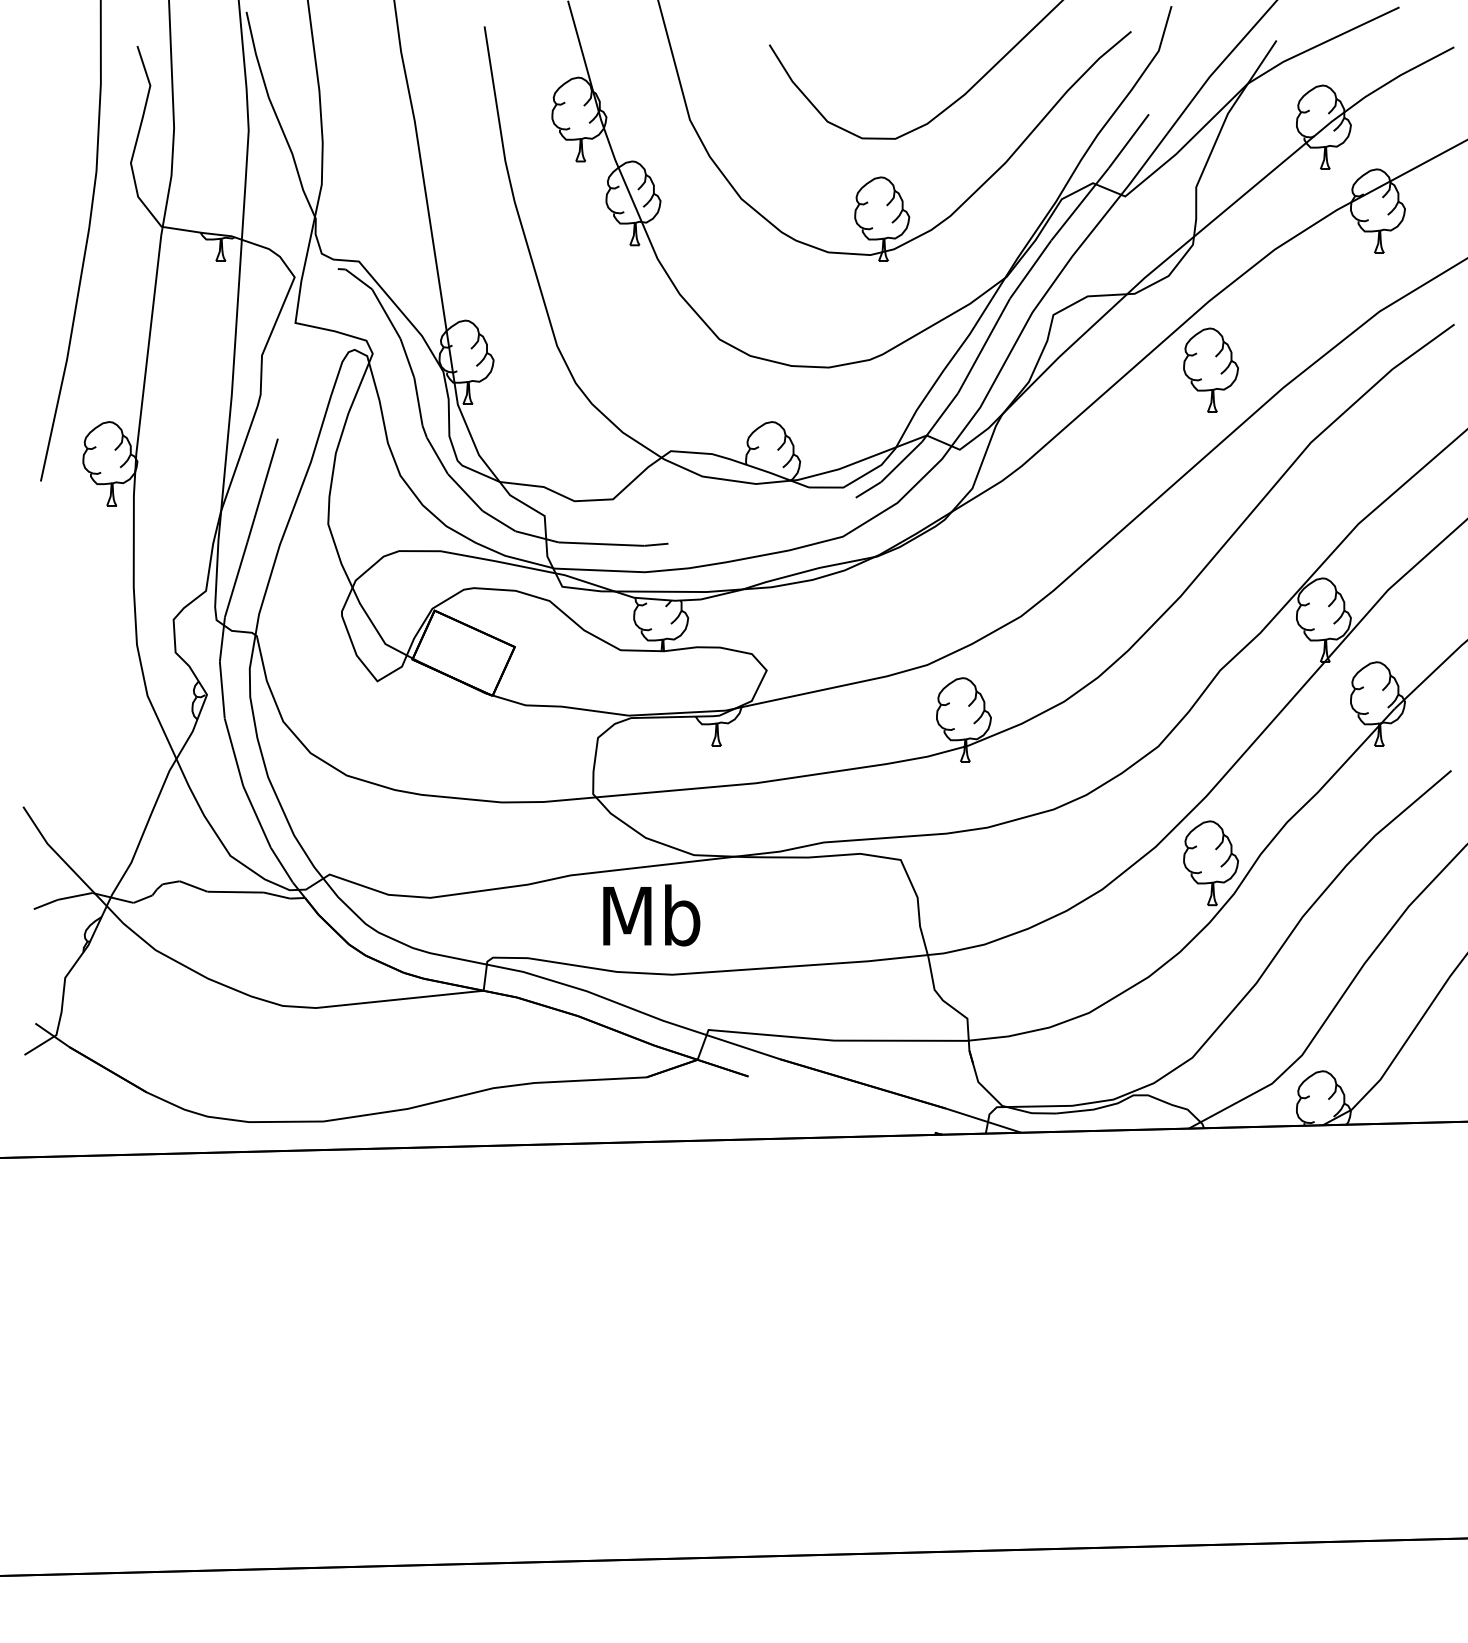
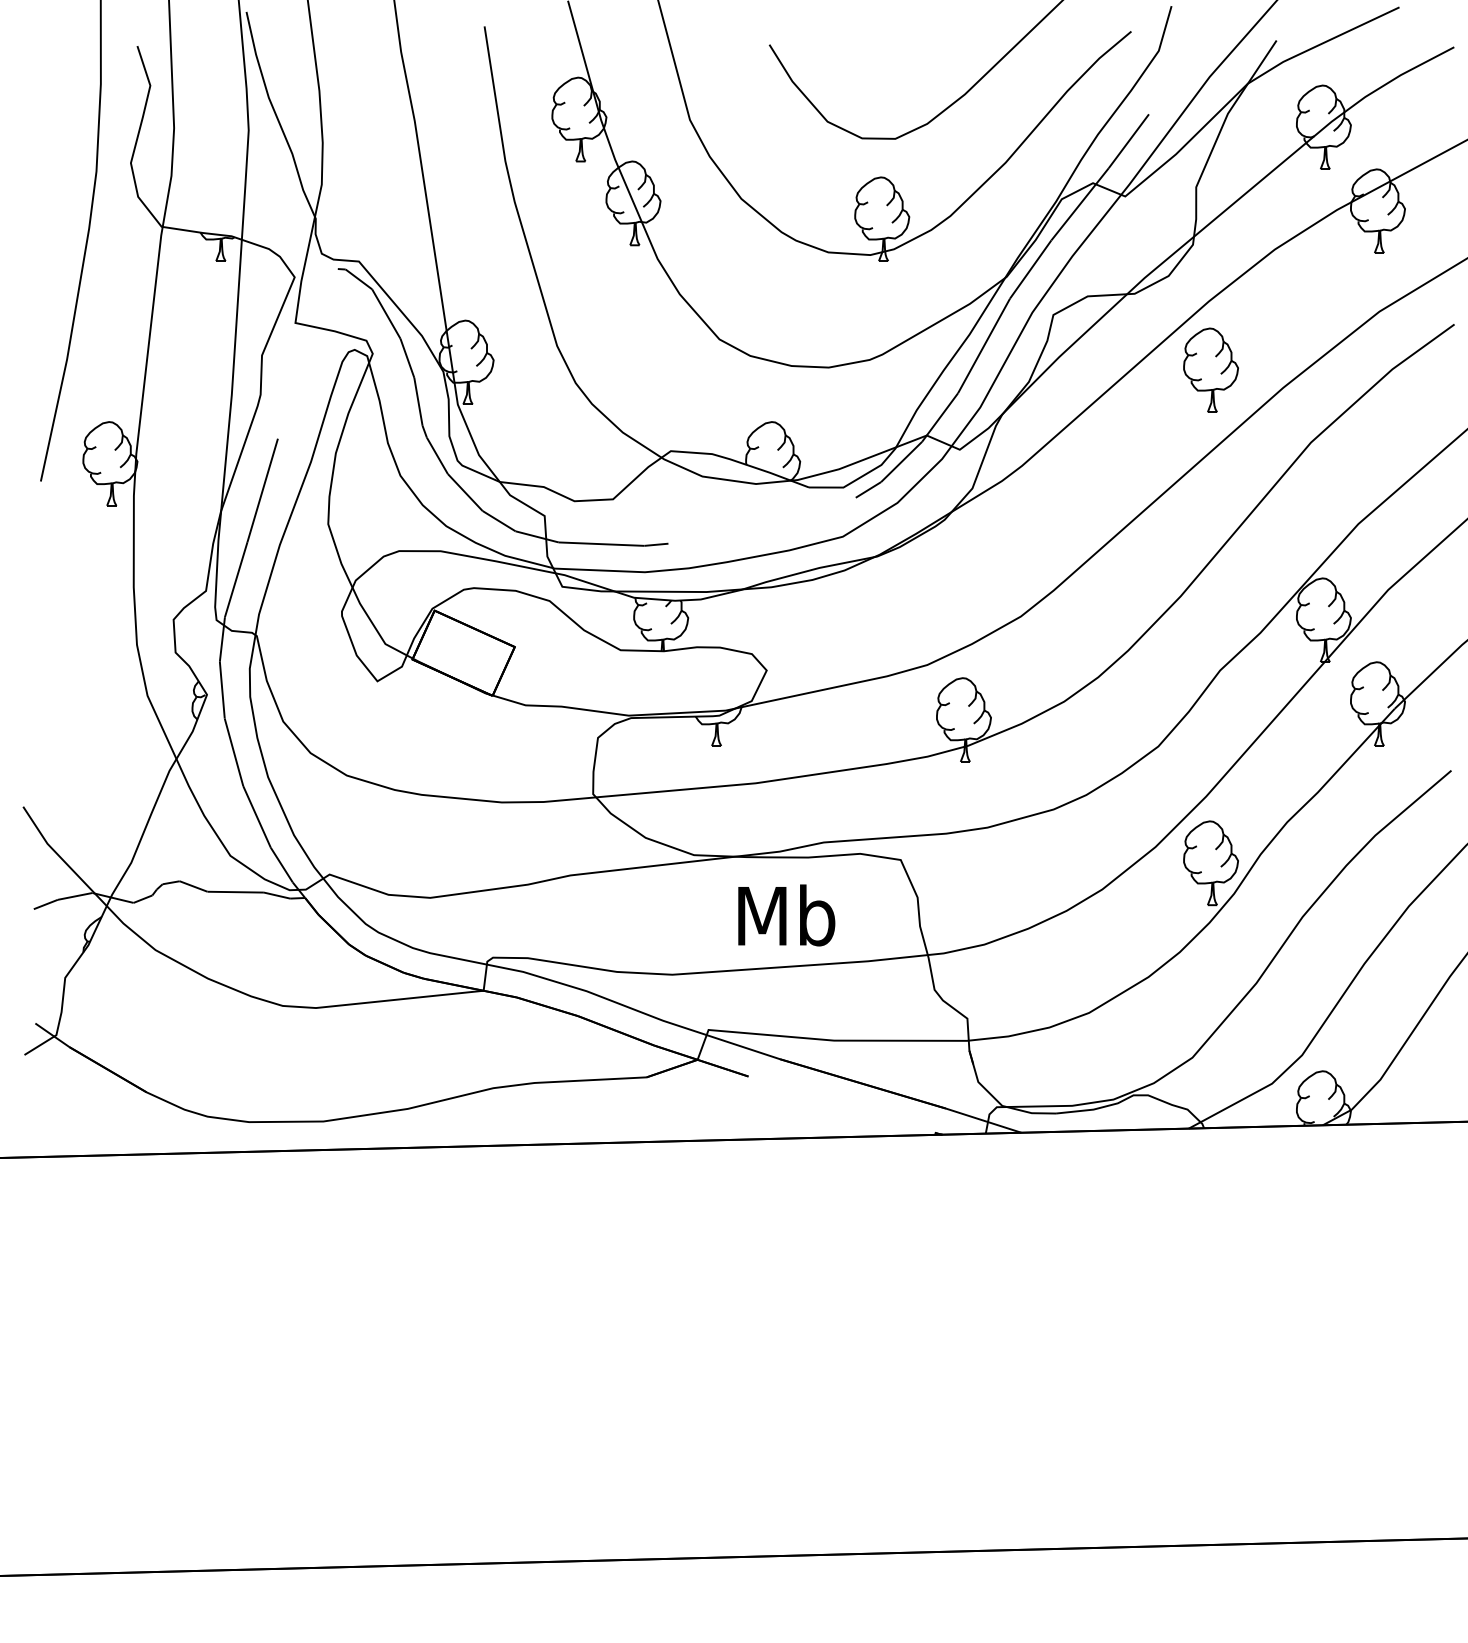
text position: (651, 915) -> (786, 915) (786, 915)
